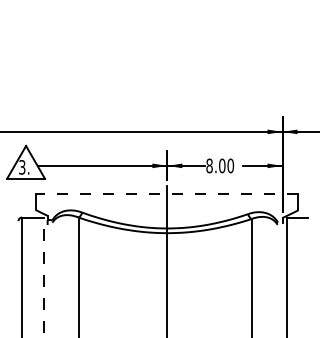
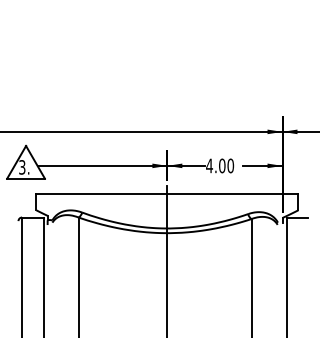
text: 8.00 -> 4.00 (209, 165)
line: dashed -> solid (167, 194)
line: dashed -> solid (43, 277)
